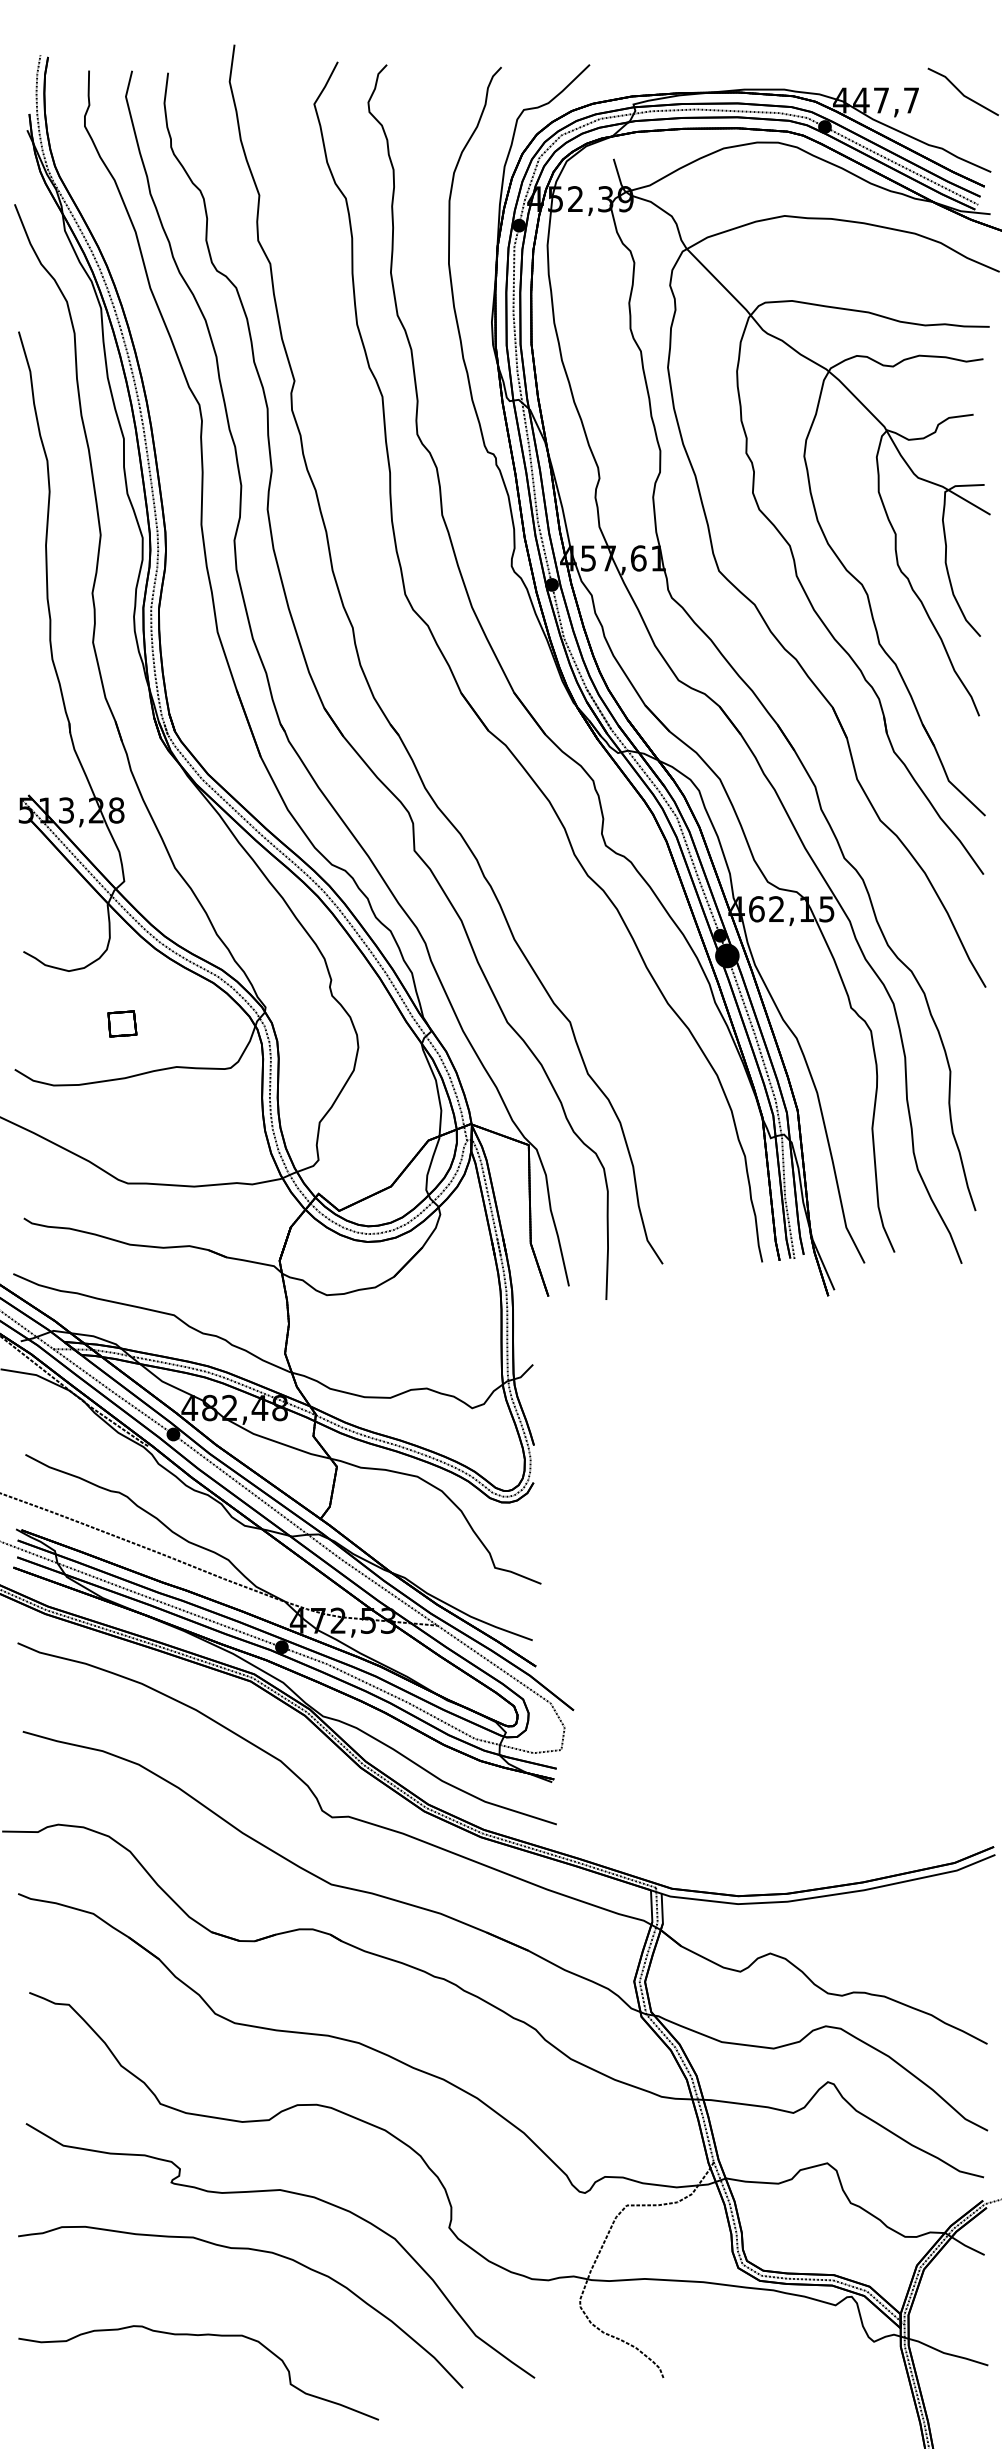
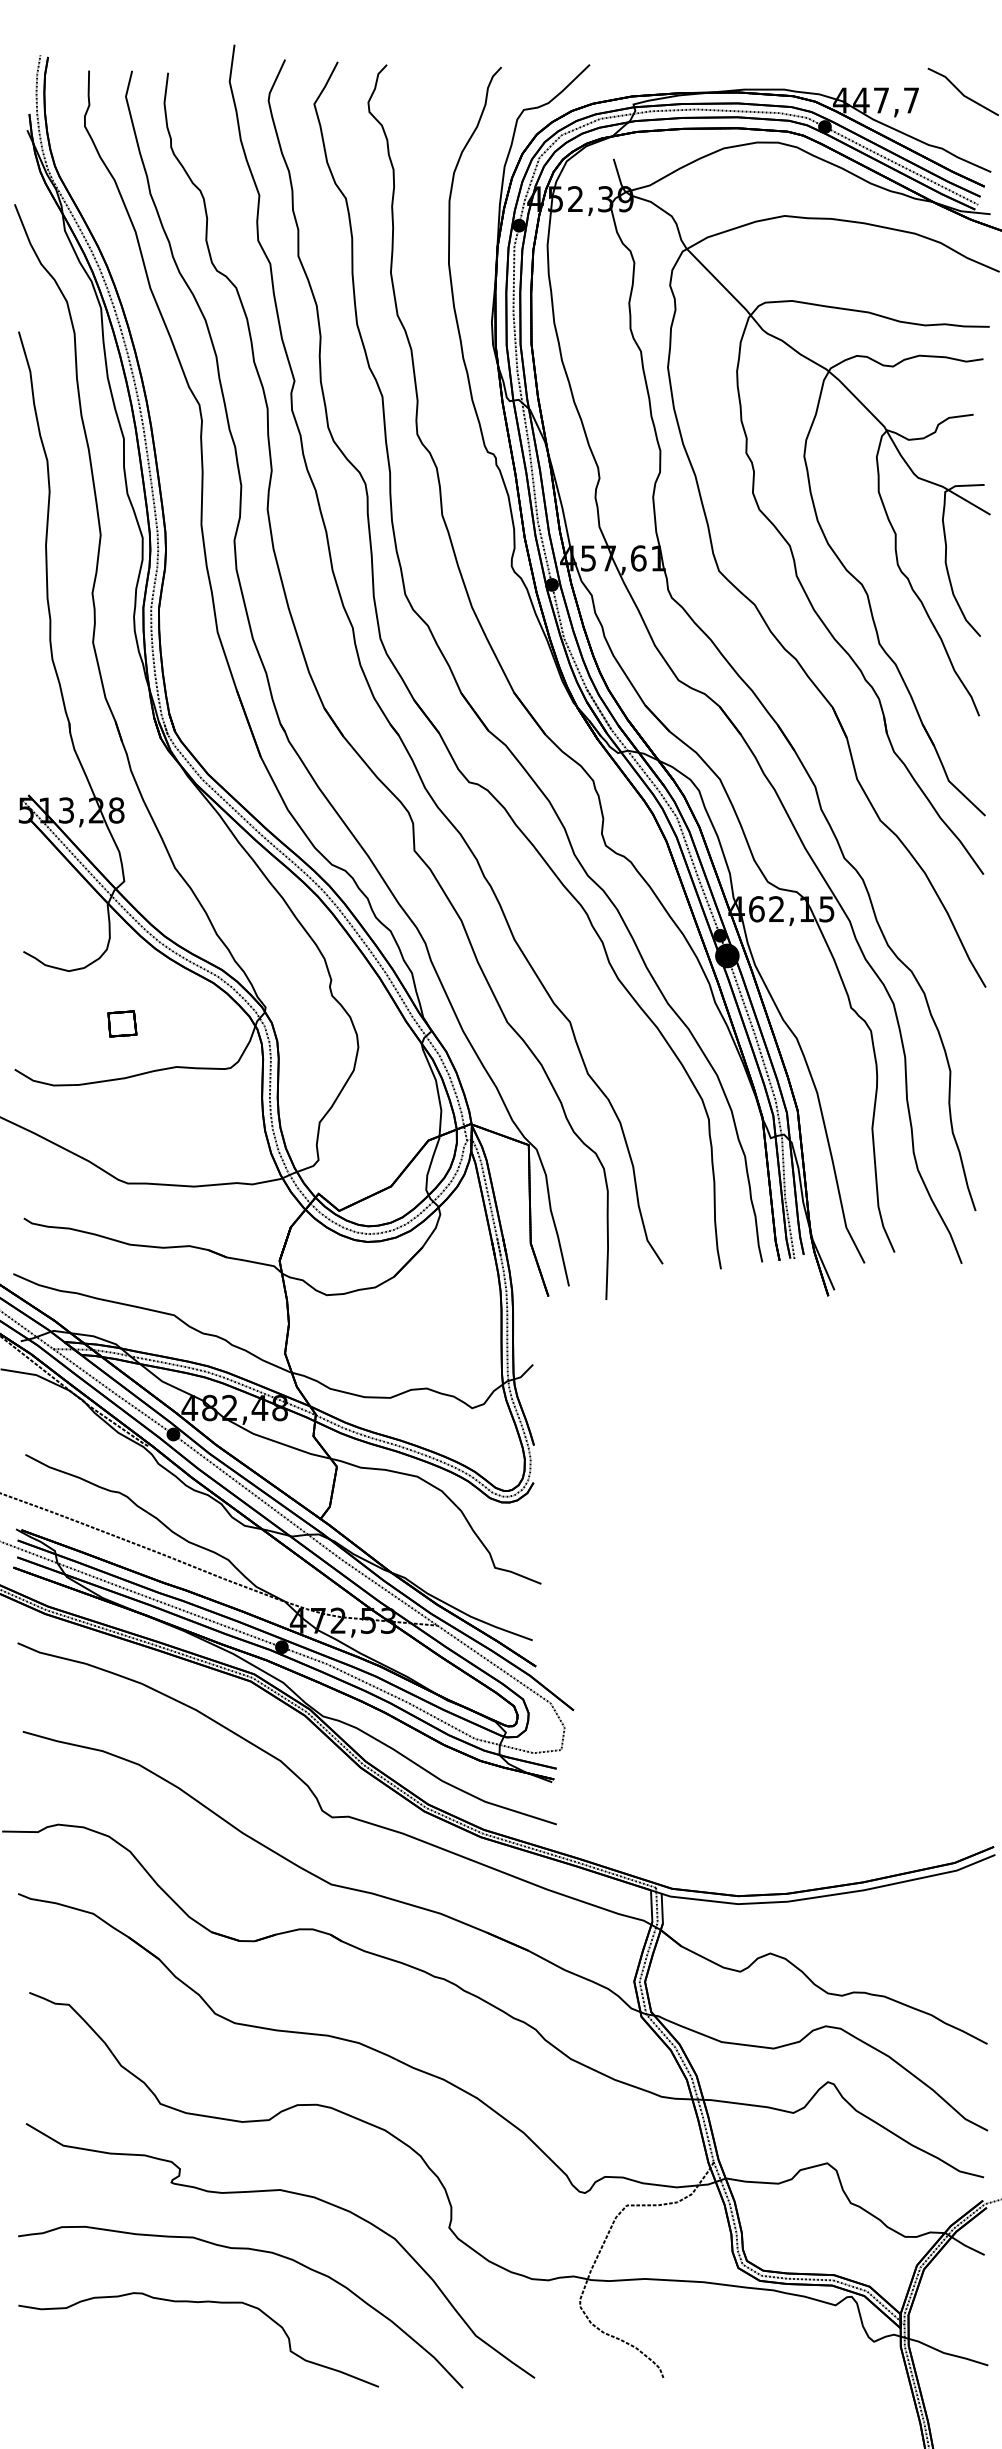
part: none -> present (427, 715)
curve position: (197, 2336) -> (197, 2303) (197, 2303)
